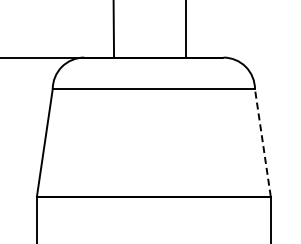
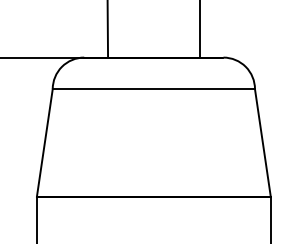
line position: (113, 29) -> (107, 29) (107, 29)
line position: (185, 29) -> (199, 29) (199, 29)
line: dashed -> solid (262, 142)
